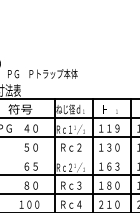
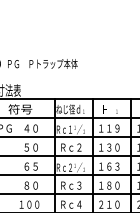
text position: (42, 73) -> (42, 63) (42, 63)
line: none -> present (69, 156)
